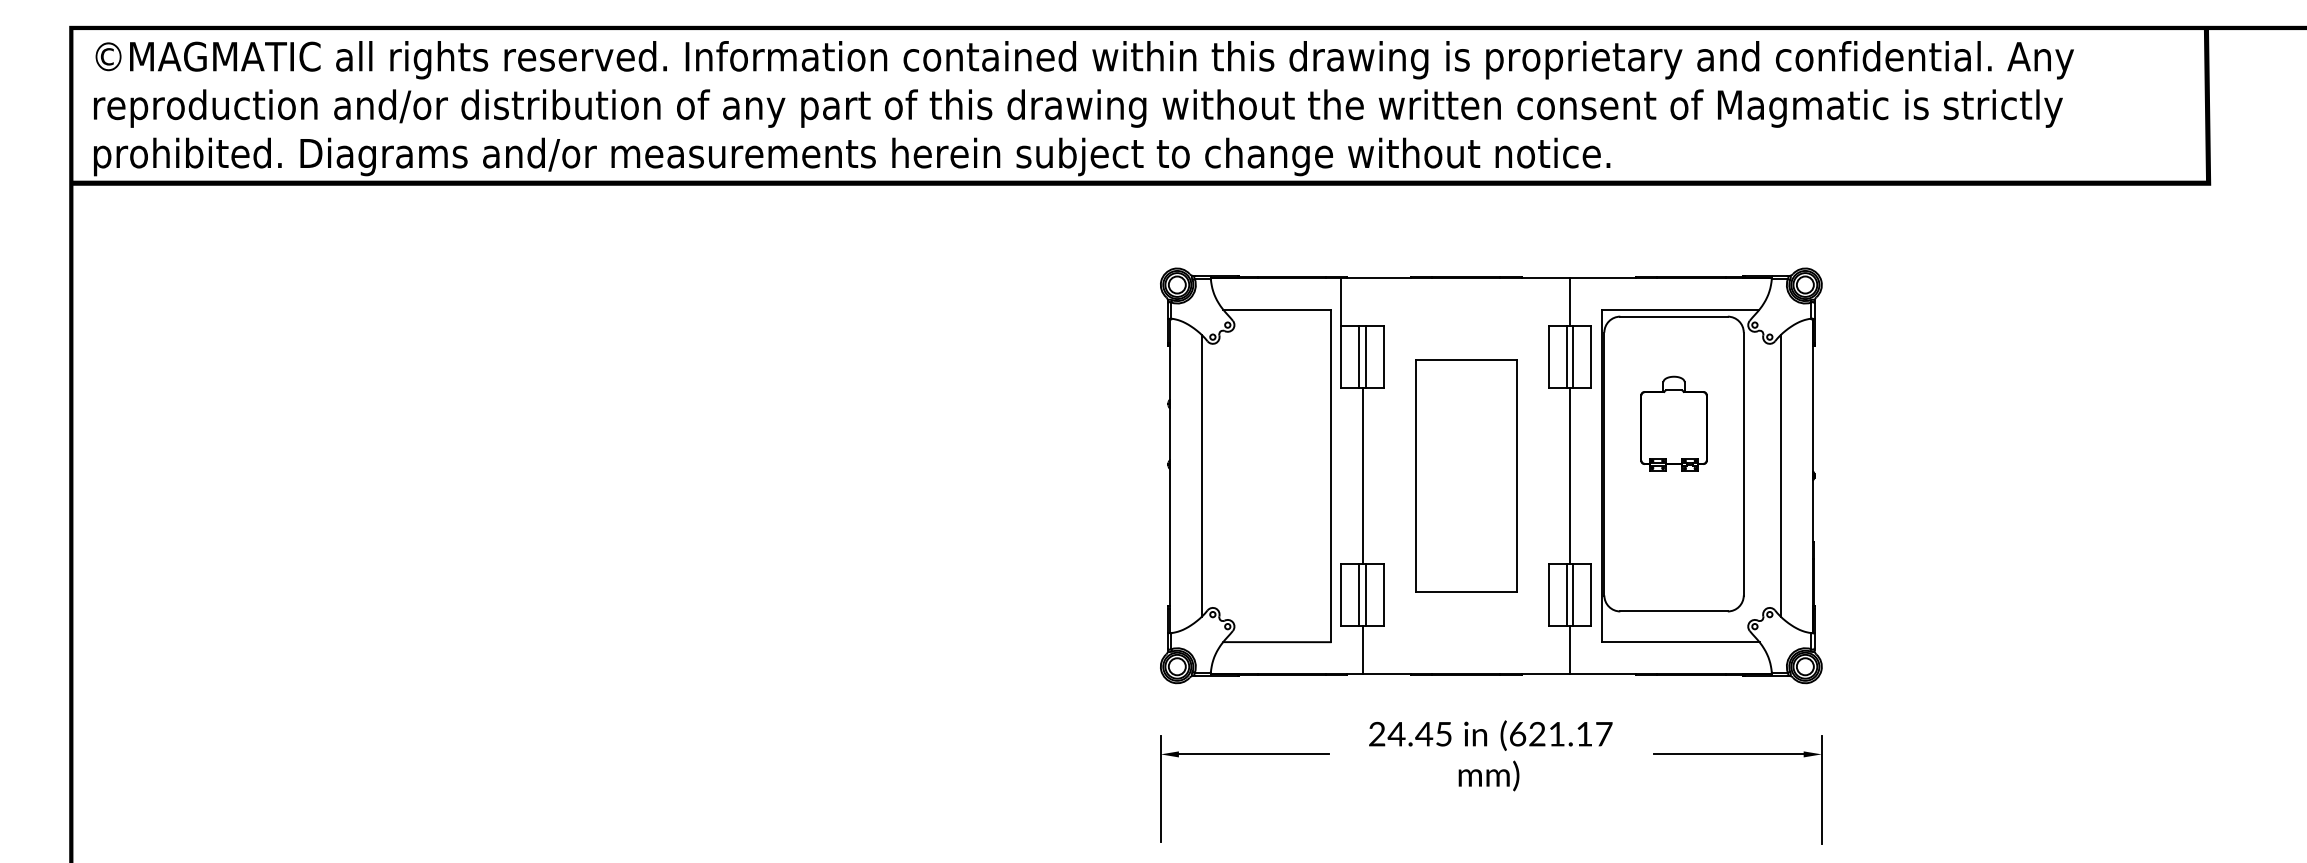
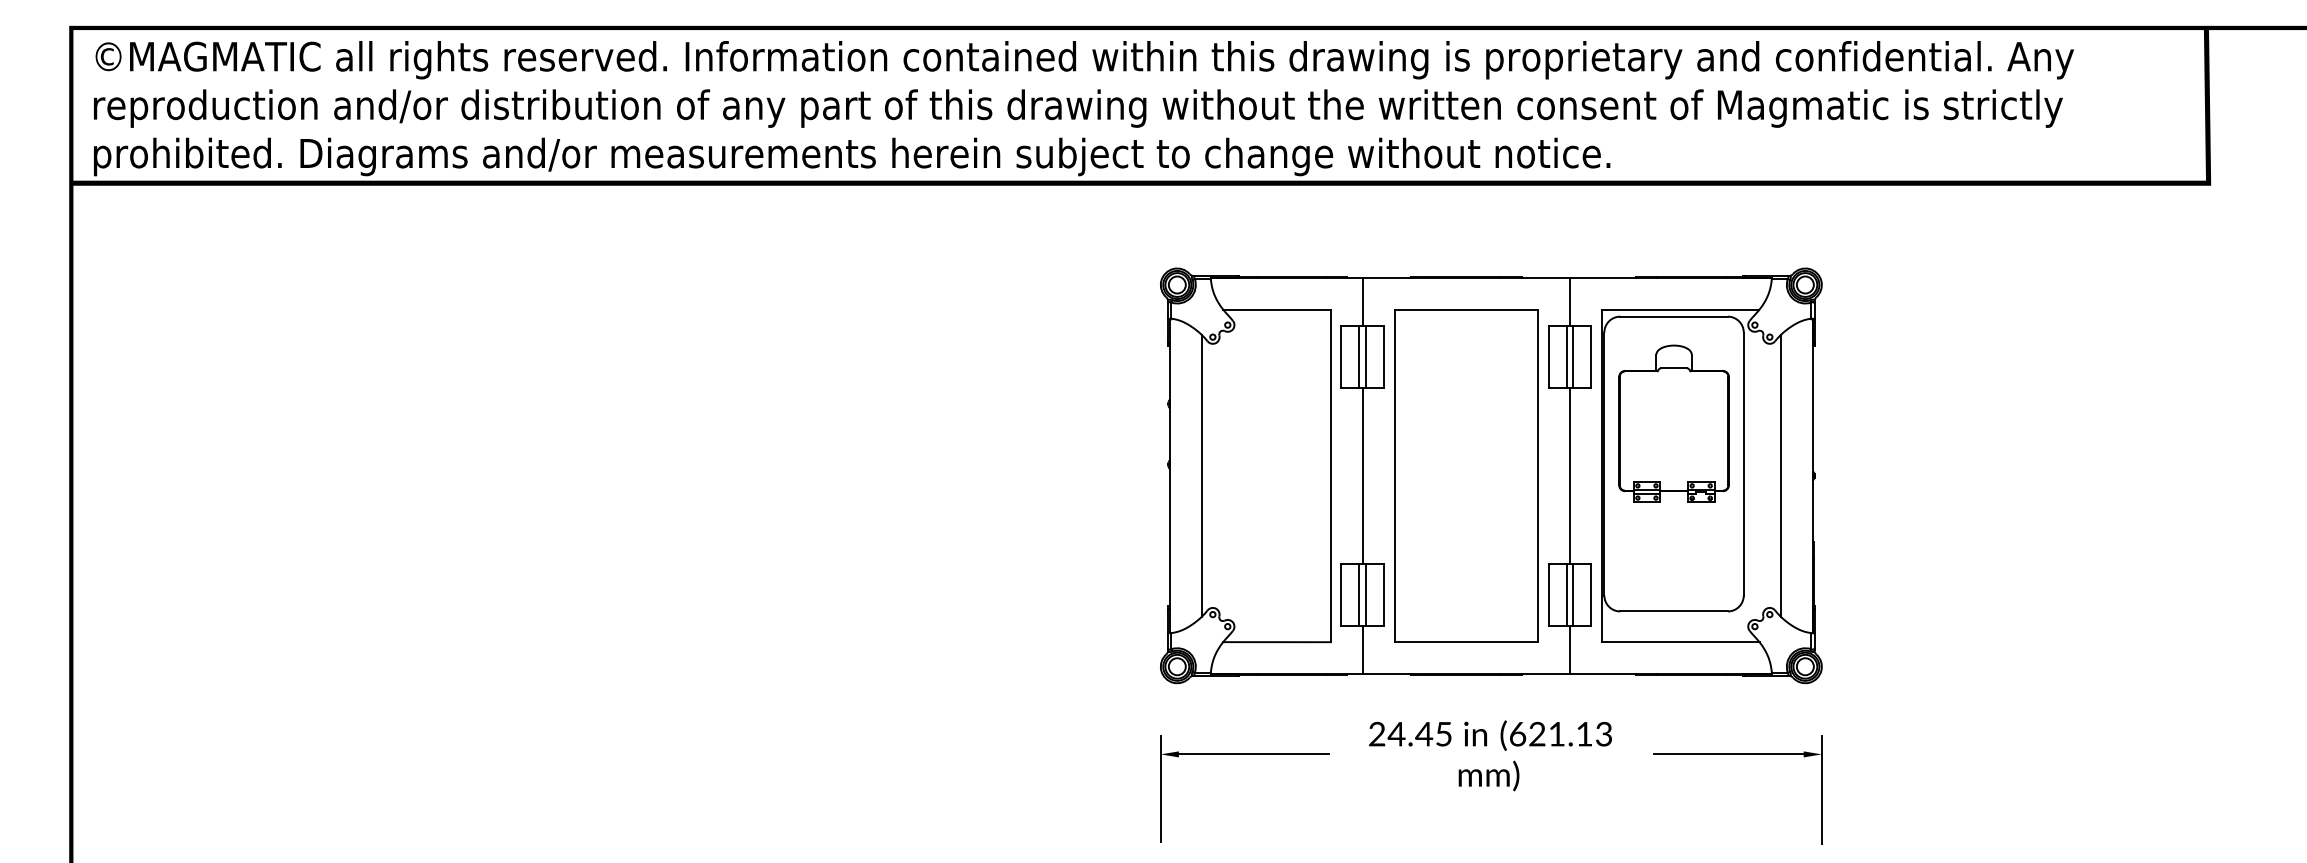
line position: (1340, 301) -> (1362, 301) (1362, 301)
part size: 68x97 px -> 112x159 px (1673, 423)
part size: 103x234 px -> 145x334 px (1466, 475)
text: (621.17 -> (621.13 (1604, 733)
